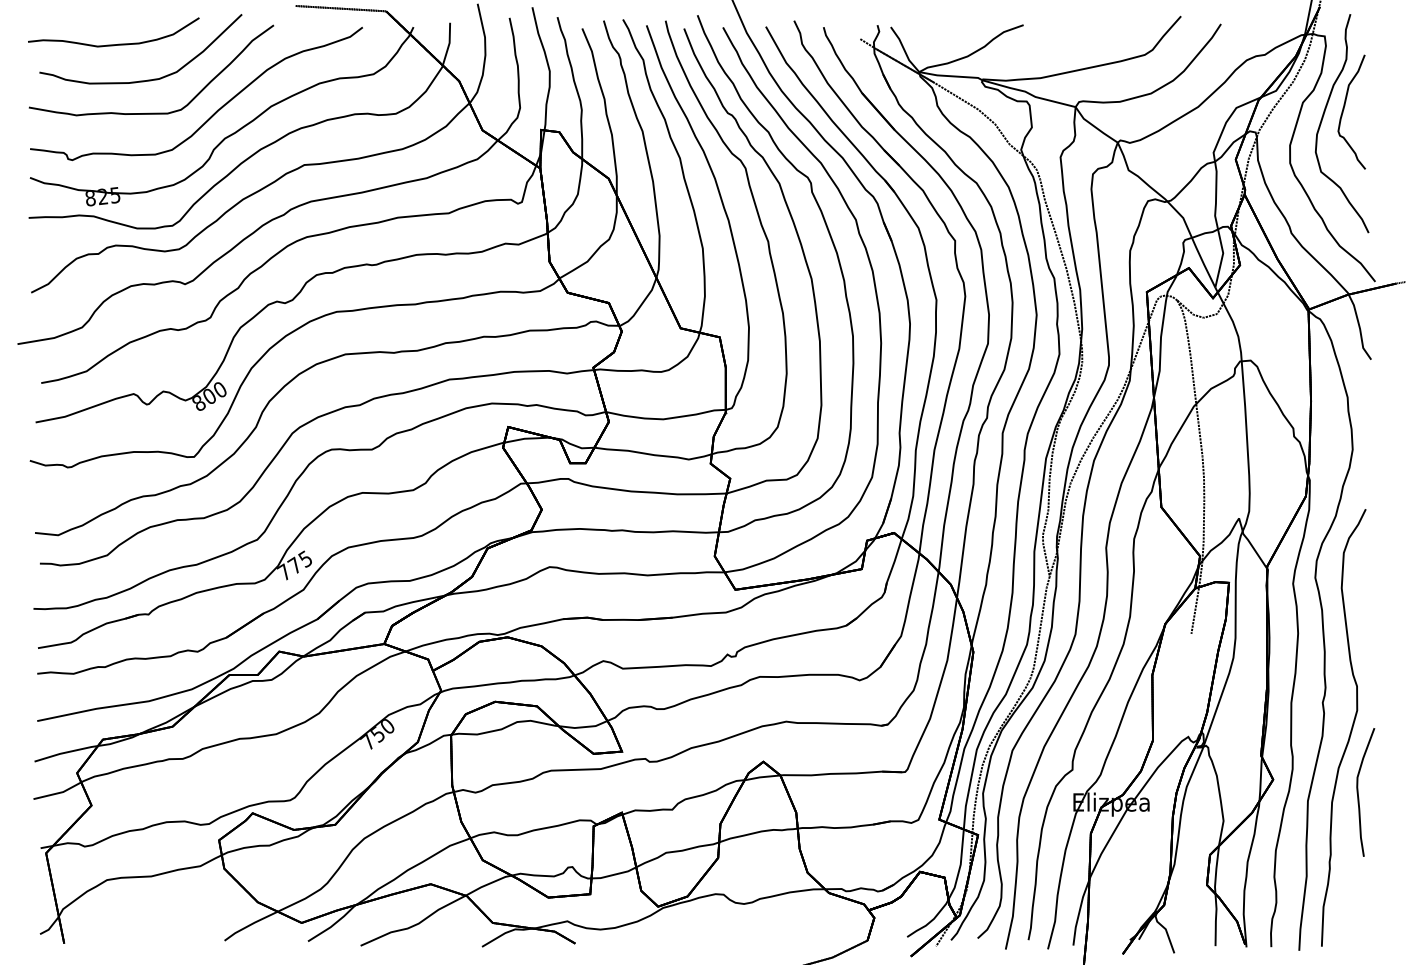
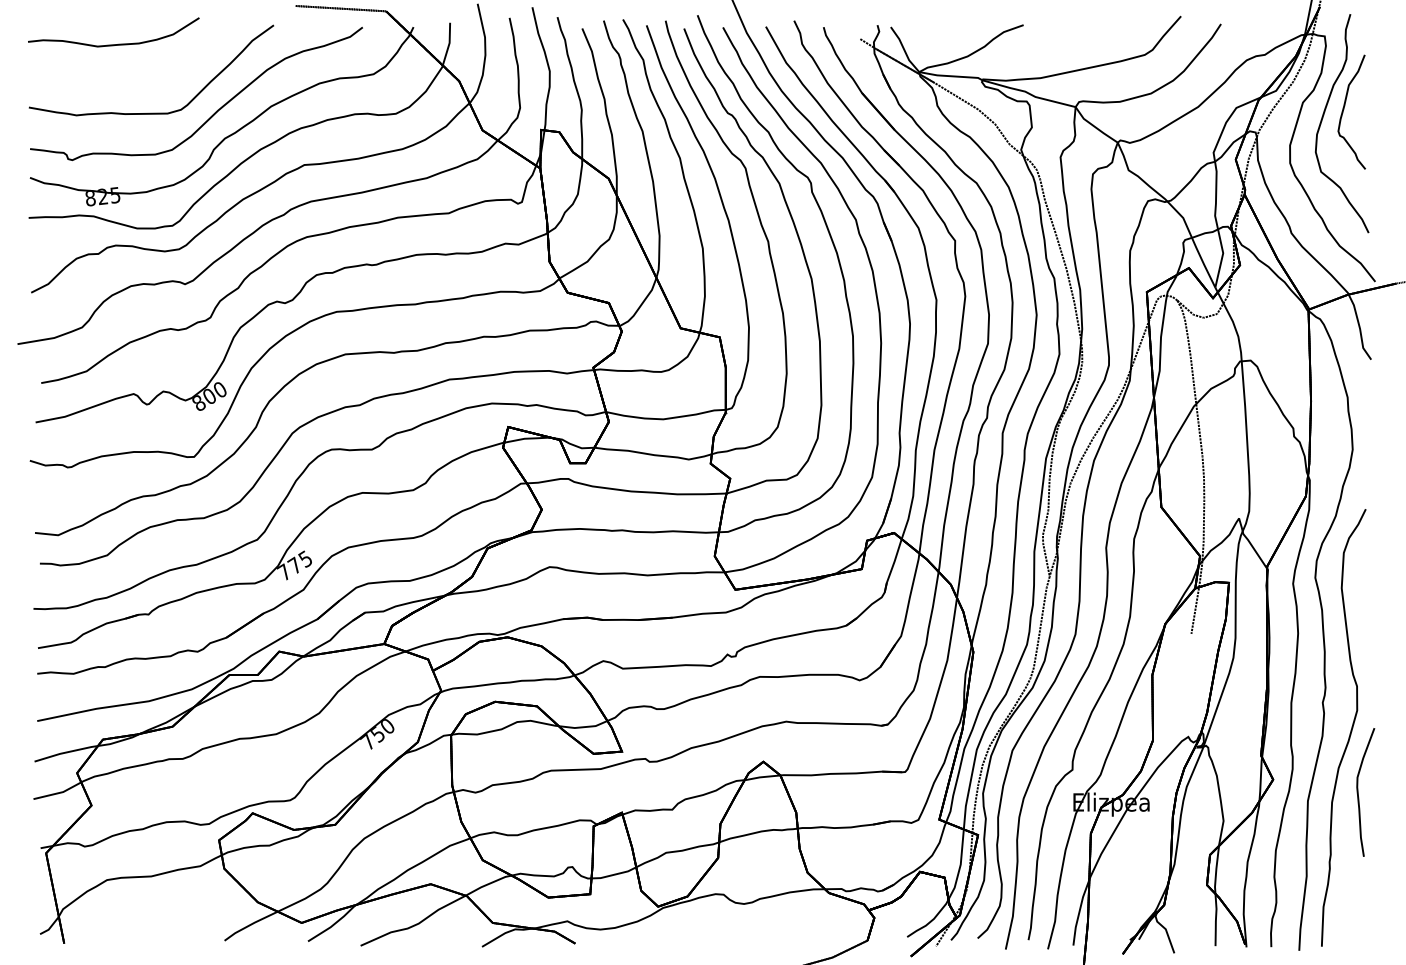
part: present -> none (147, 79)
